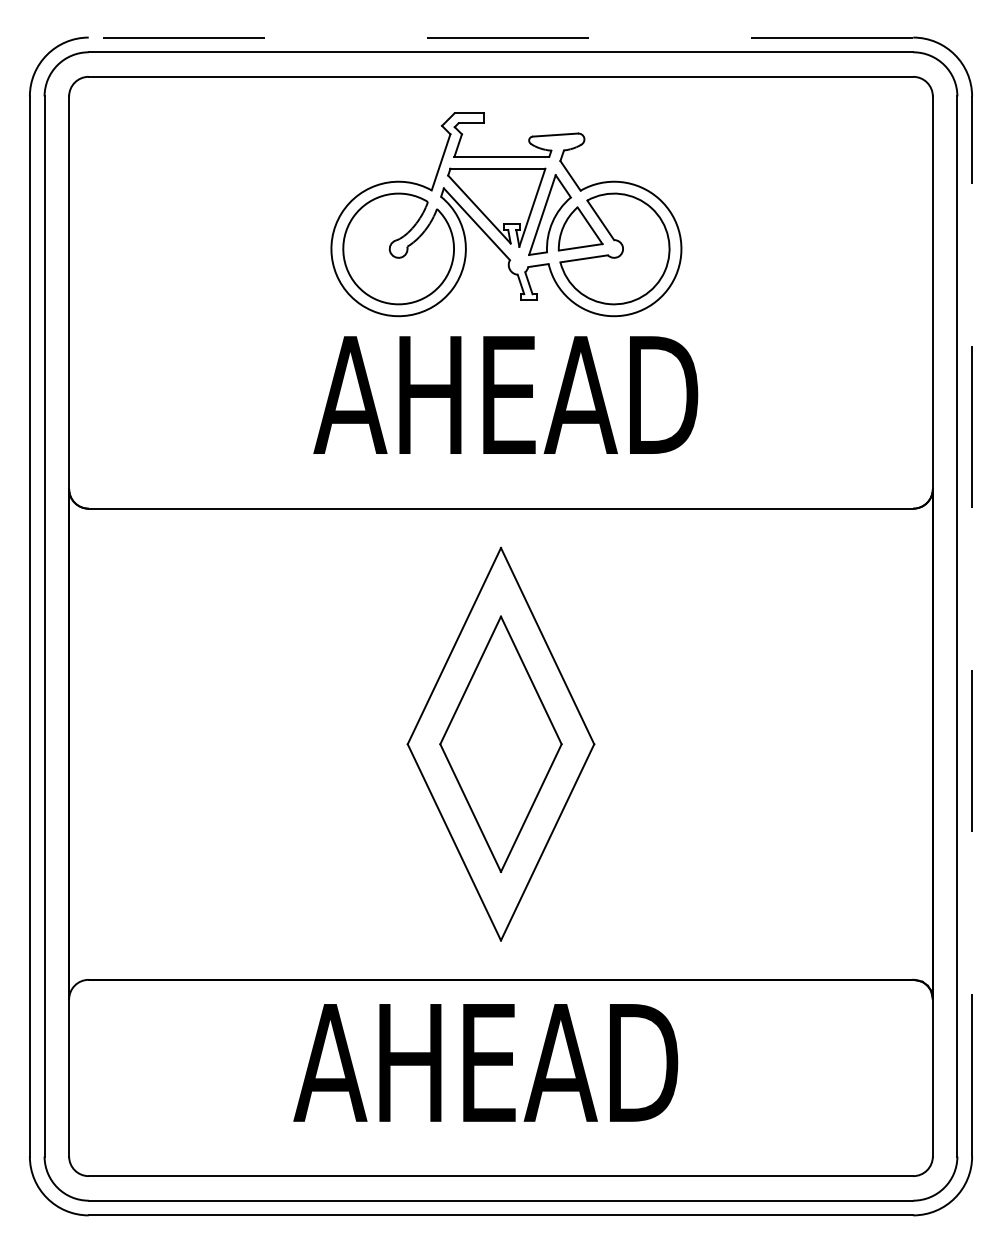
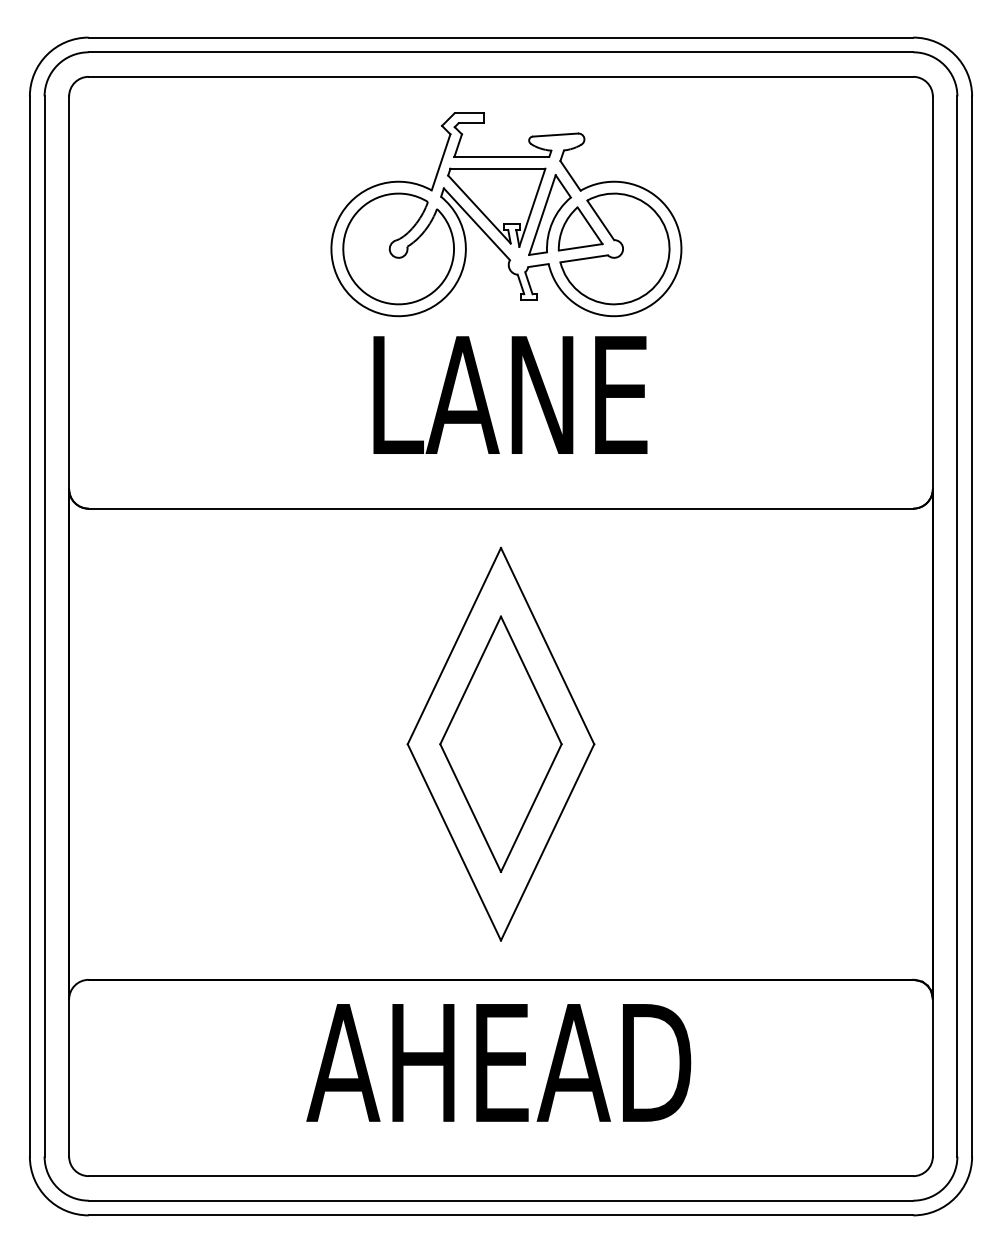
line: dashed -> solid (500, 37)
text: AHEAD -> LANE (505, 394)
line: dashed -> solid (972, 626)
text position: (485, 1062) -> (498, 1062) (498, 1062)
